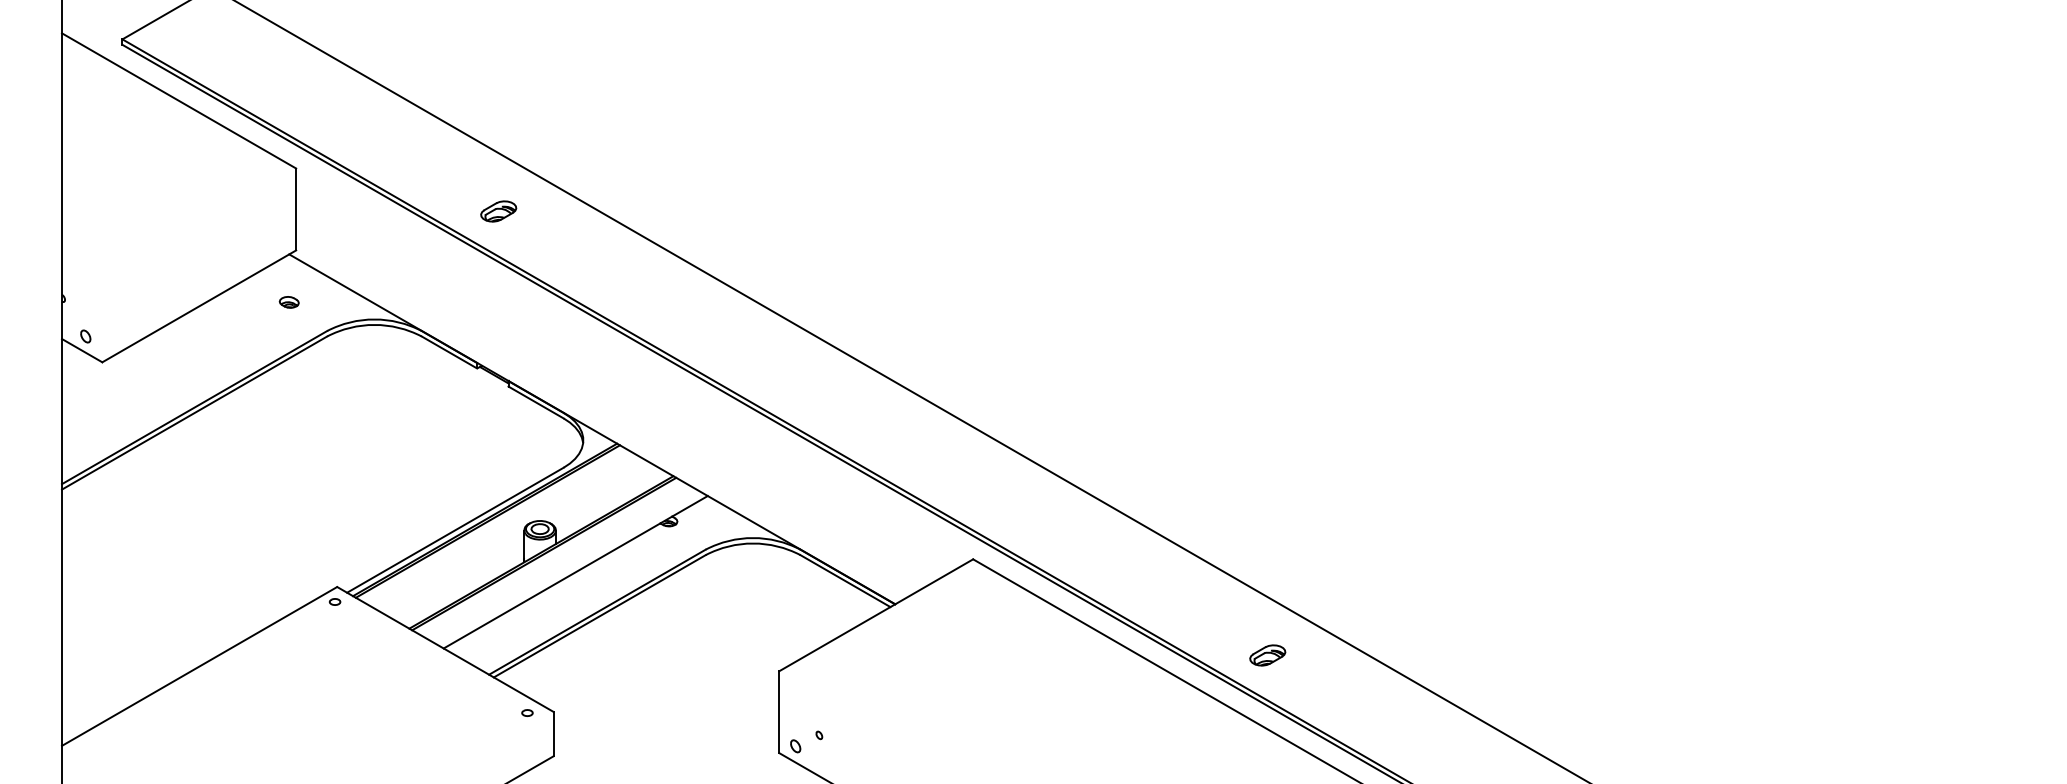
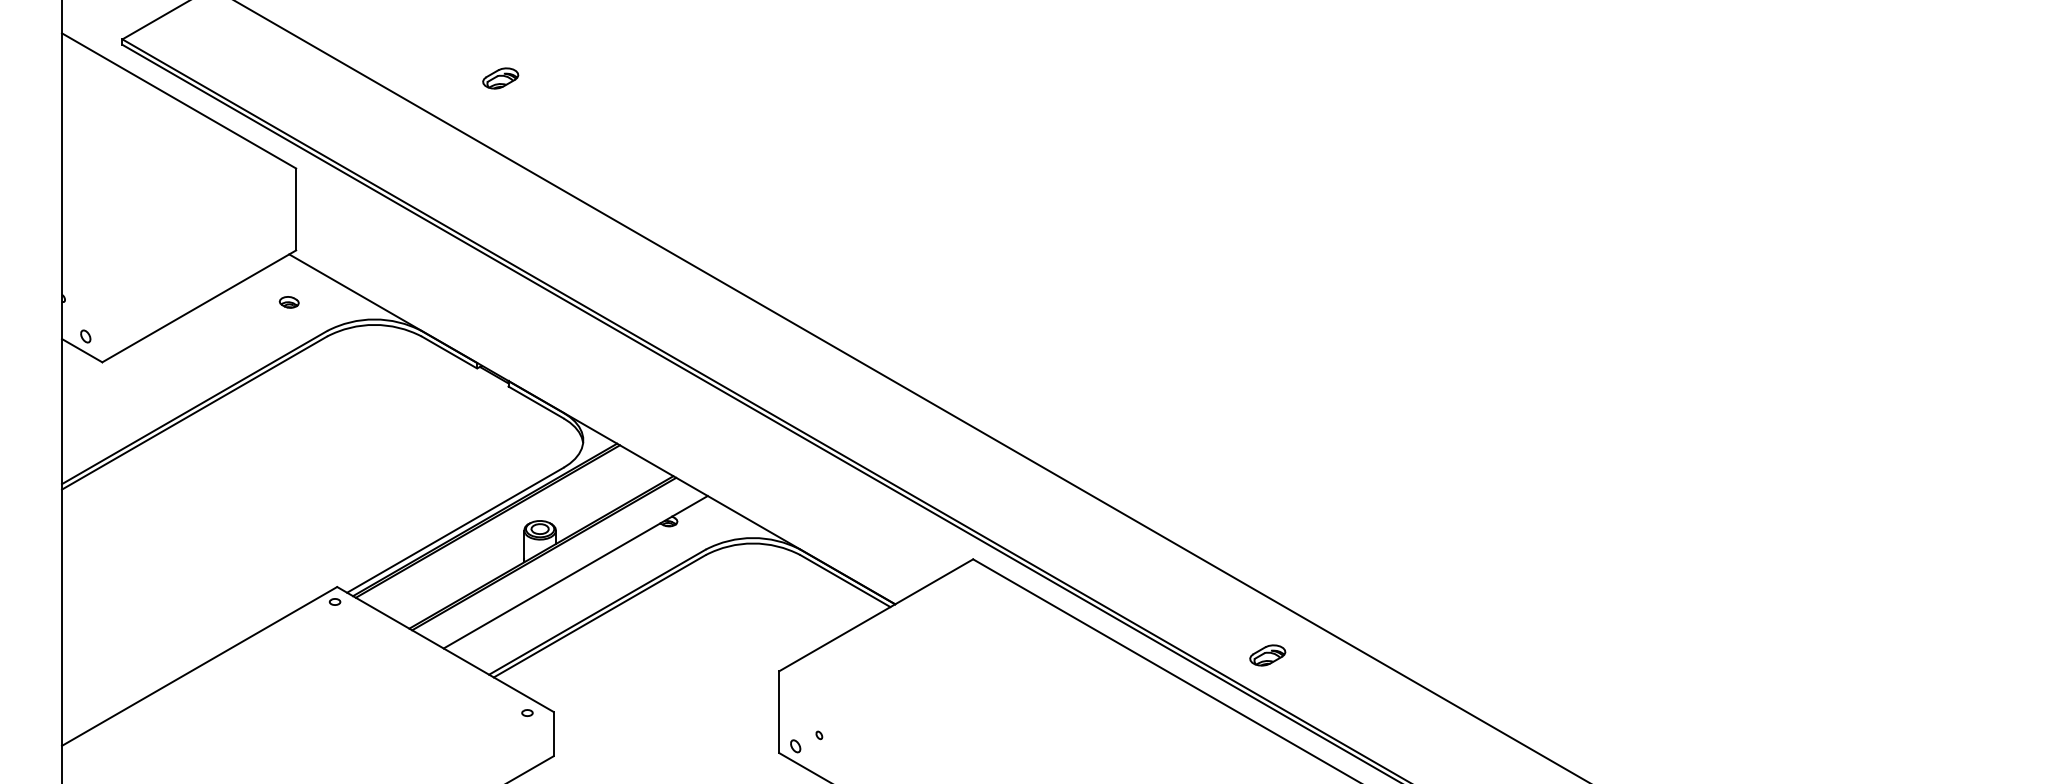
part position: (498, 211) -> (500, 78) (500, 78)
